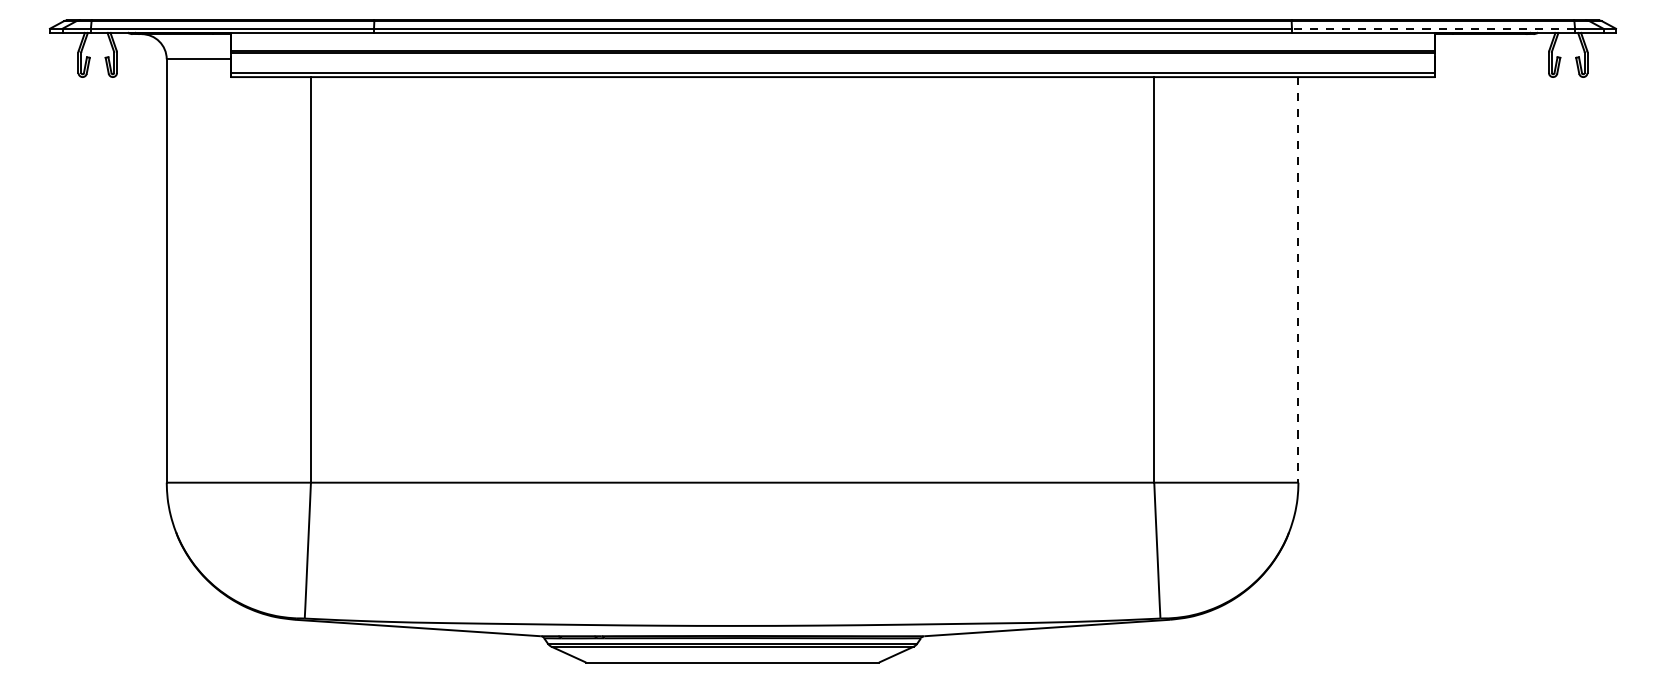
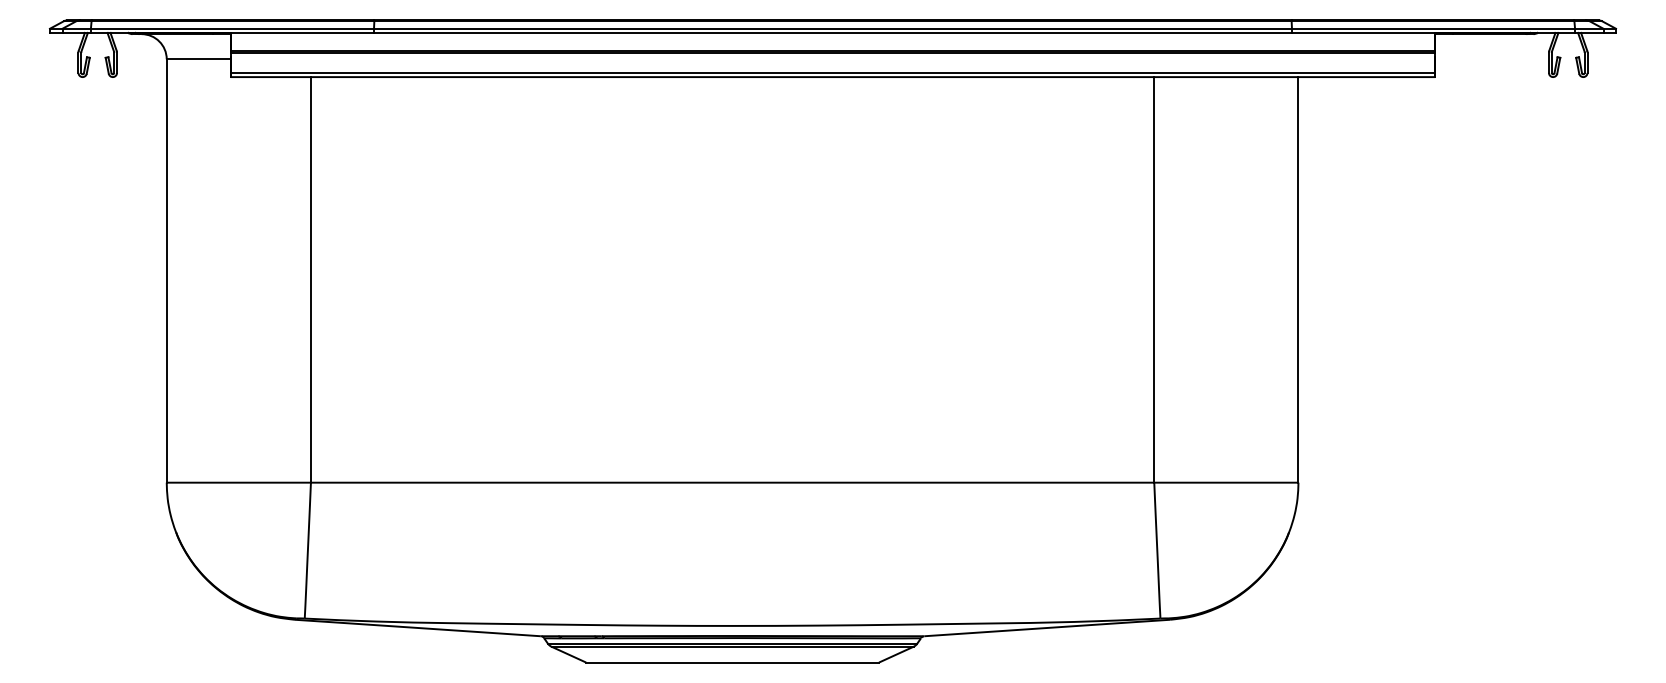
line: dashed -> solid (1433, 28)
line: dashed -> solid (1298, 279)
